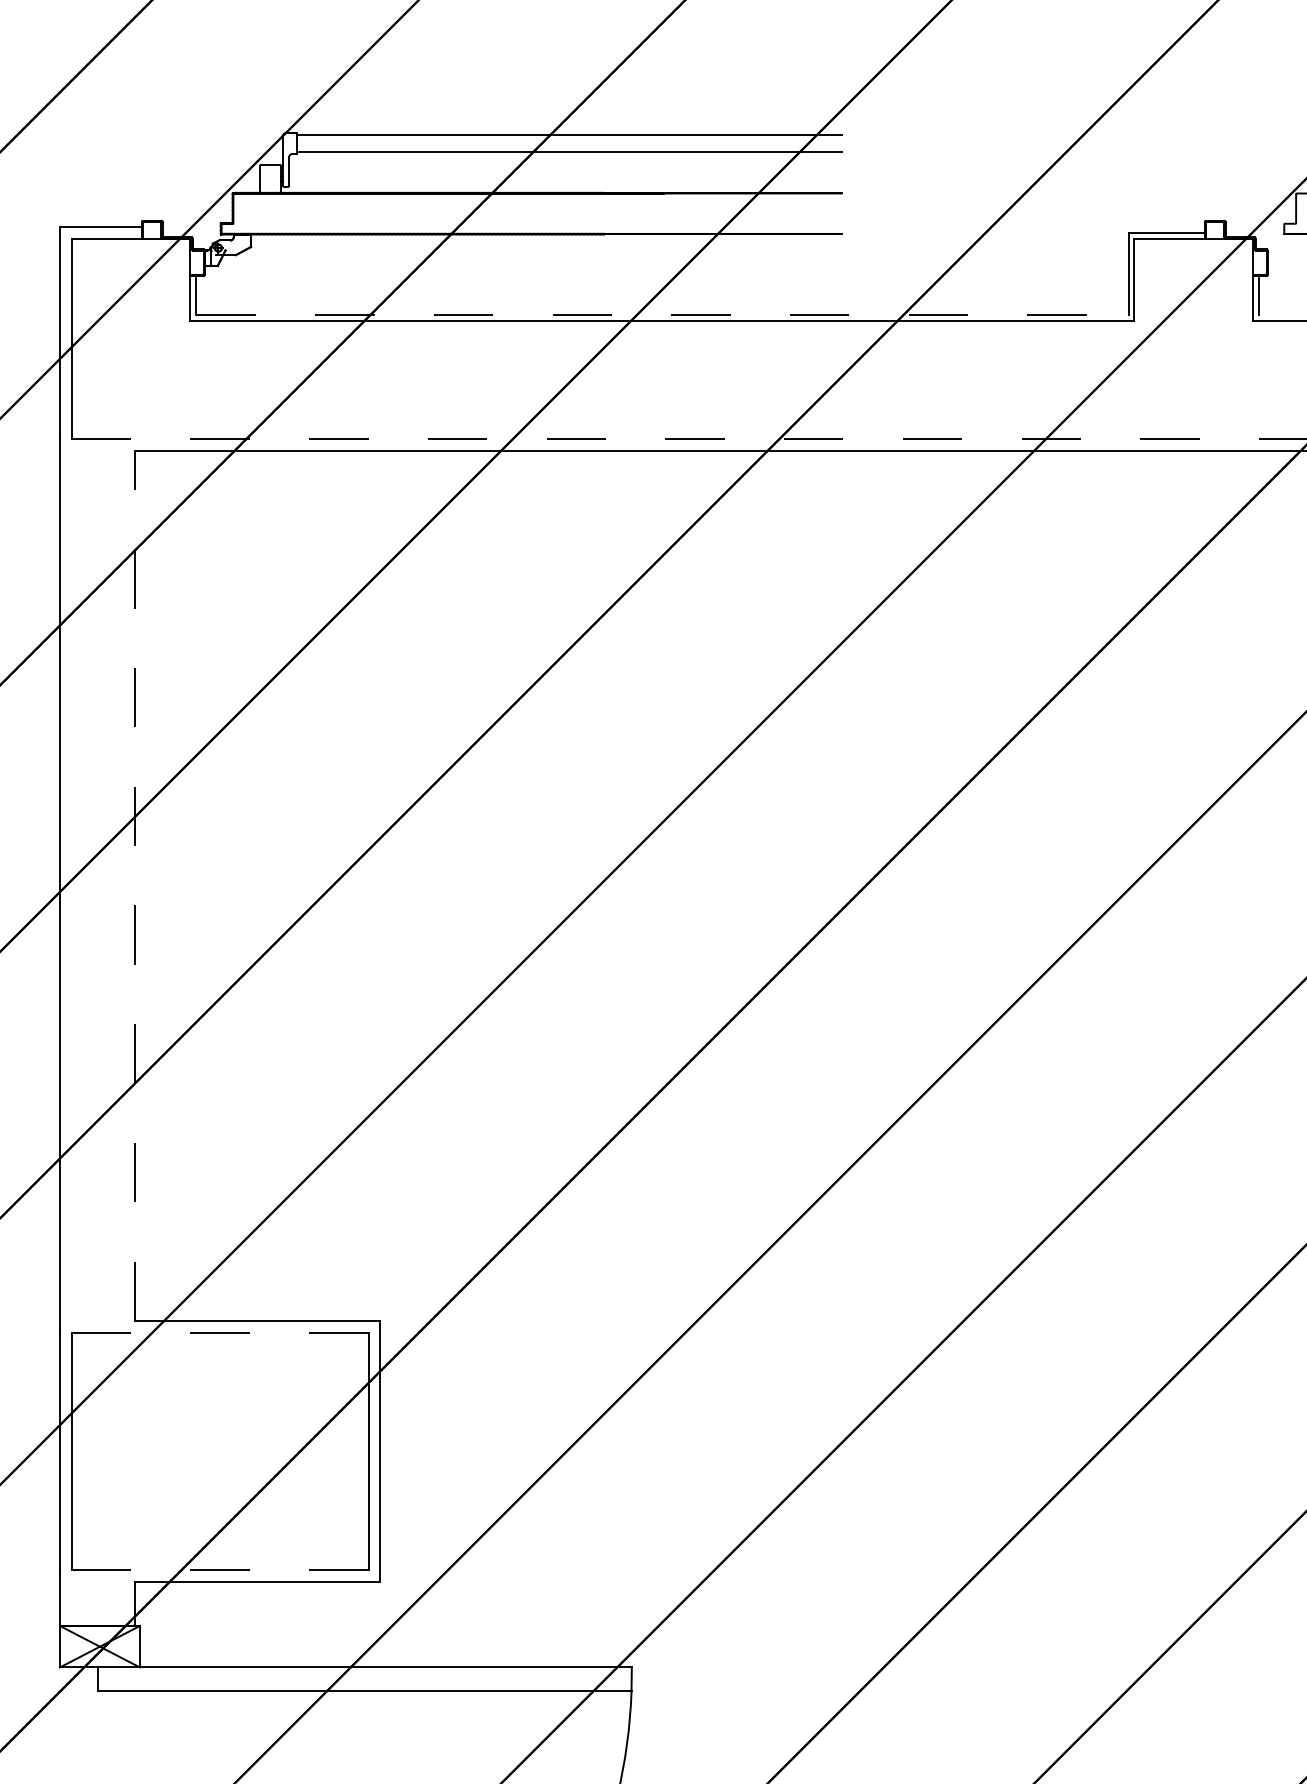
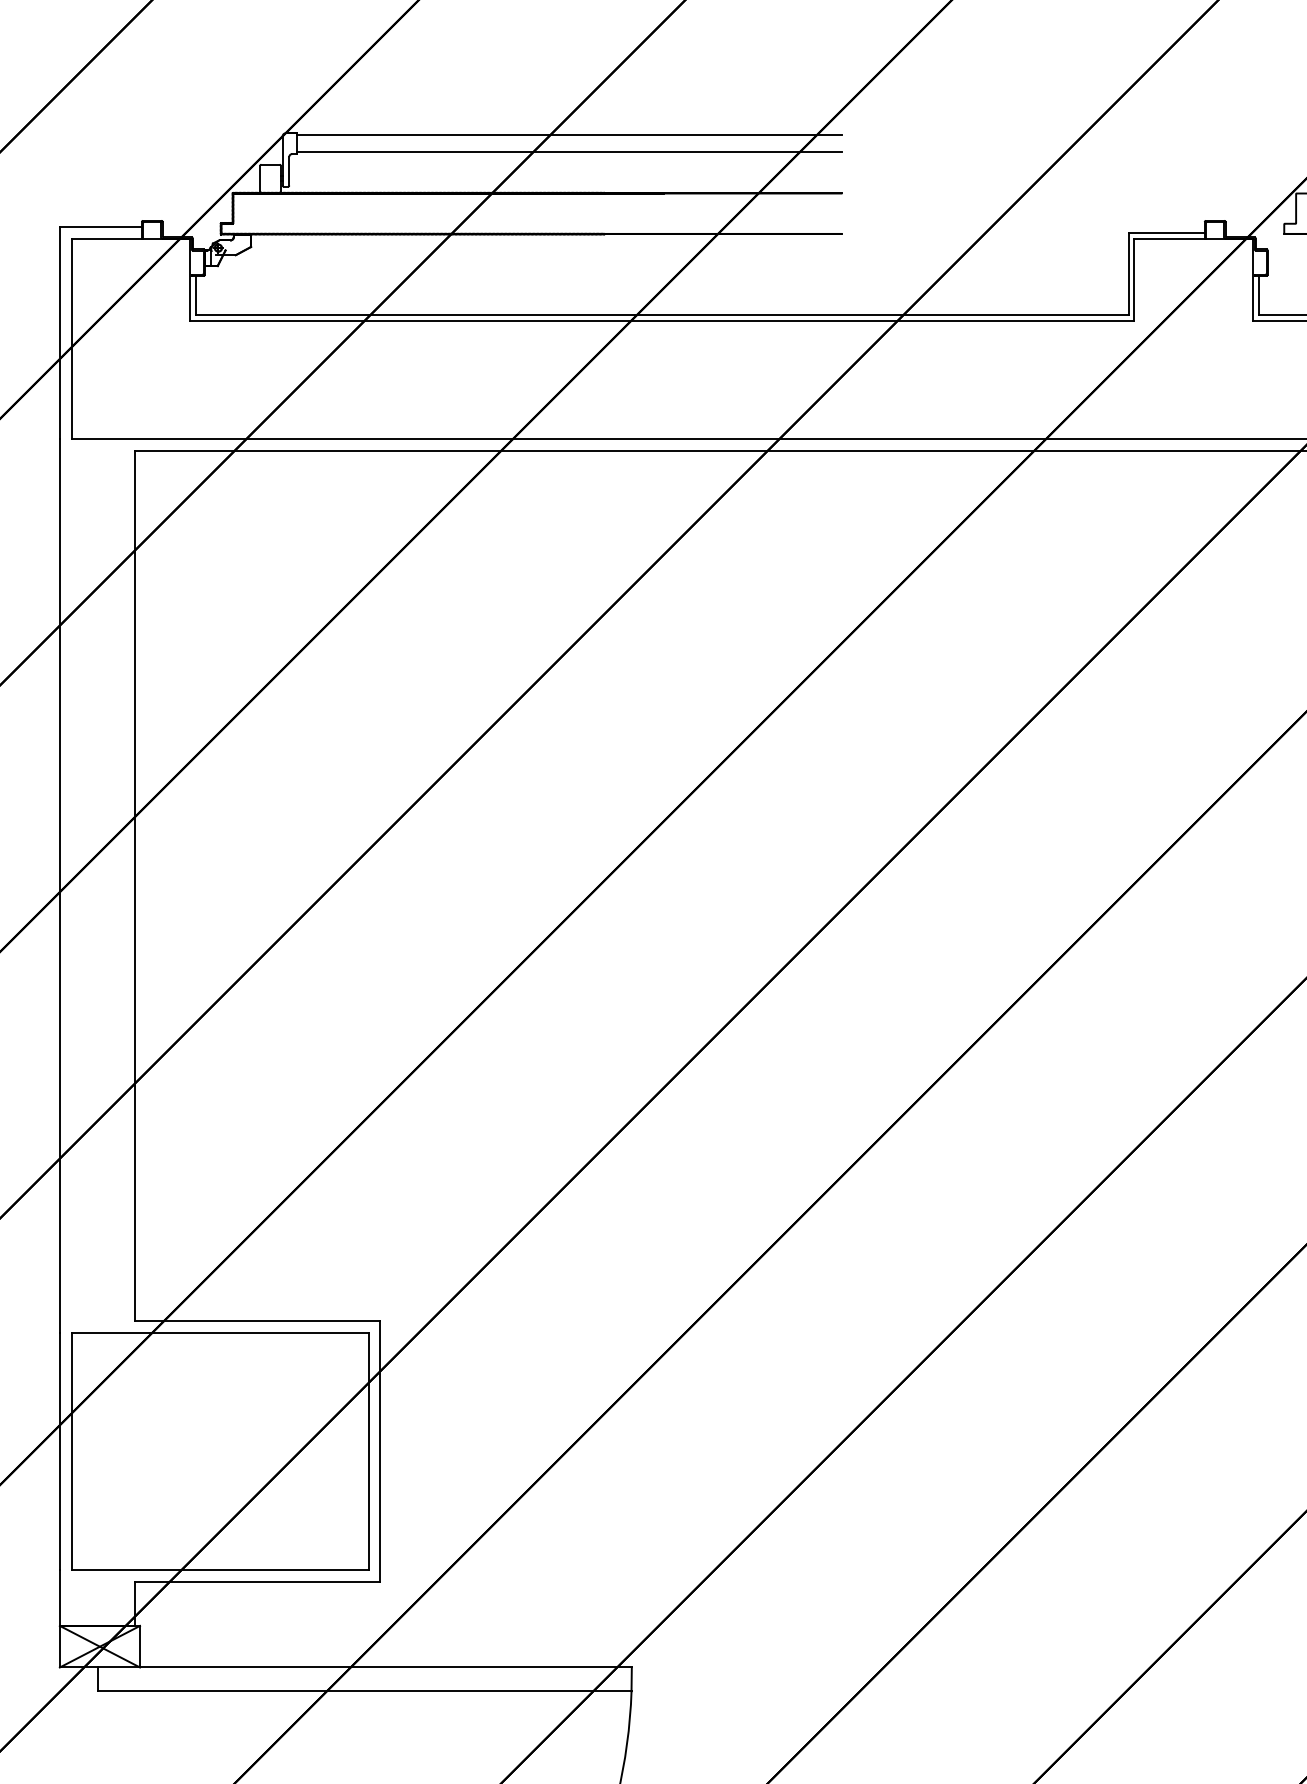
line: dashed -> solid (662, 314)
line: none -> present (1281, 314)
line: dashed -> solid (689, 439)
line: dashed -> solid (135, 886)
line: dashed -> solid (220, 1332)
line: dashed -> solid (220, 1570)
